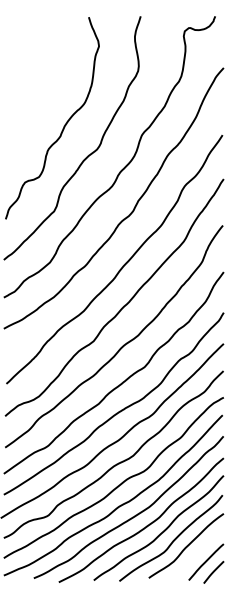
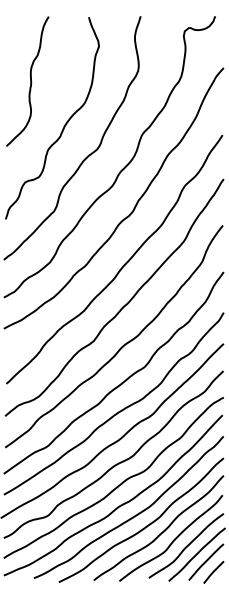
curve: none -> present (30, 81)
line: none -> present (196, 554)
